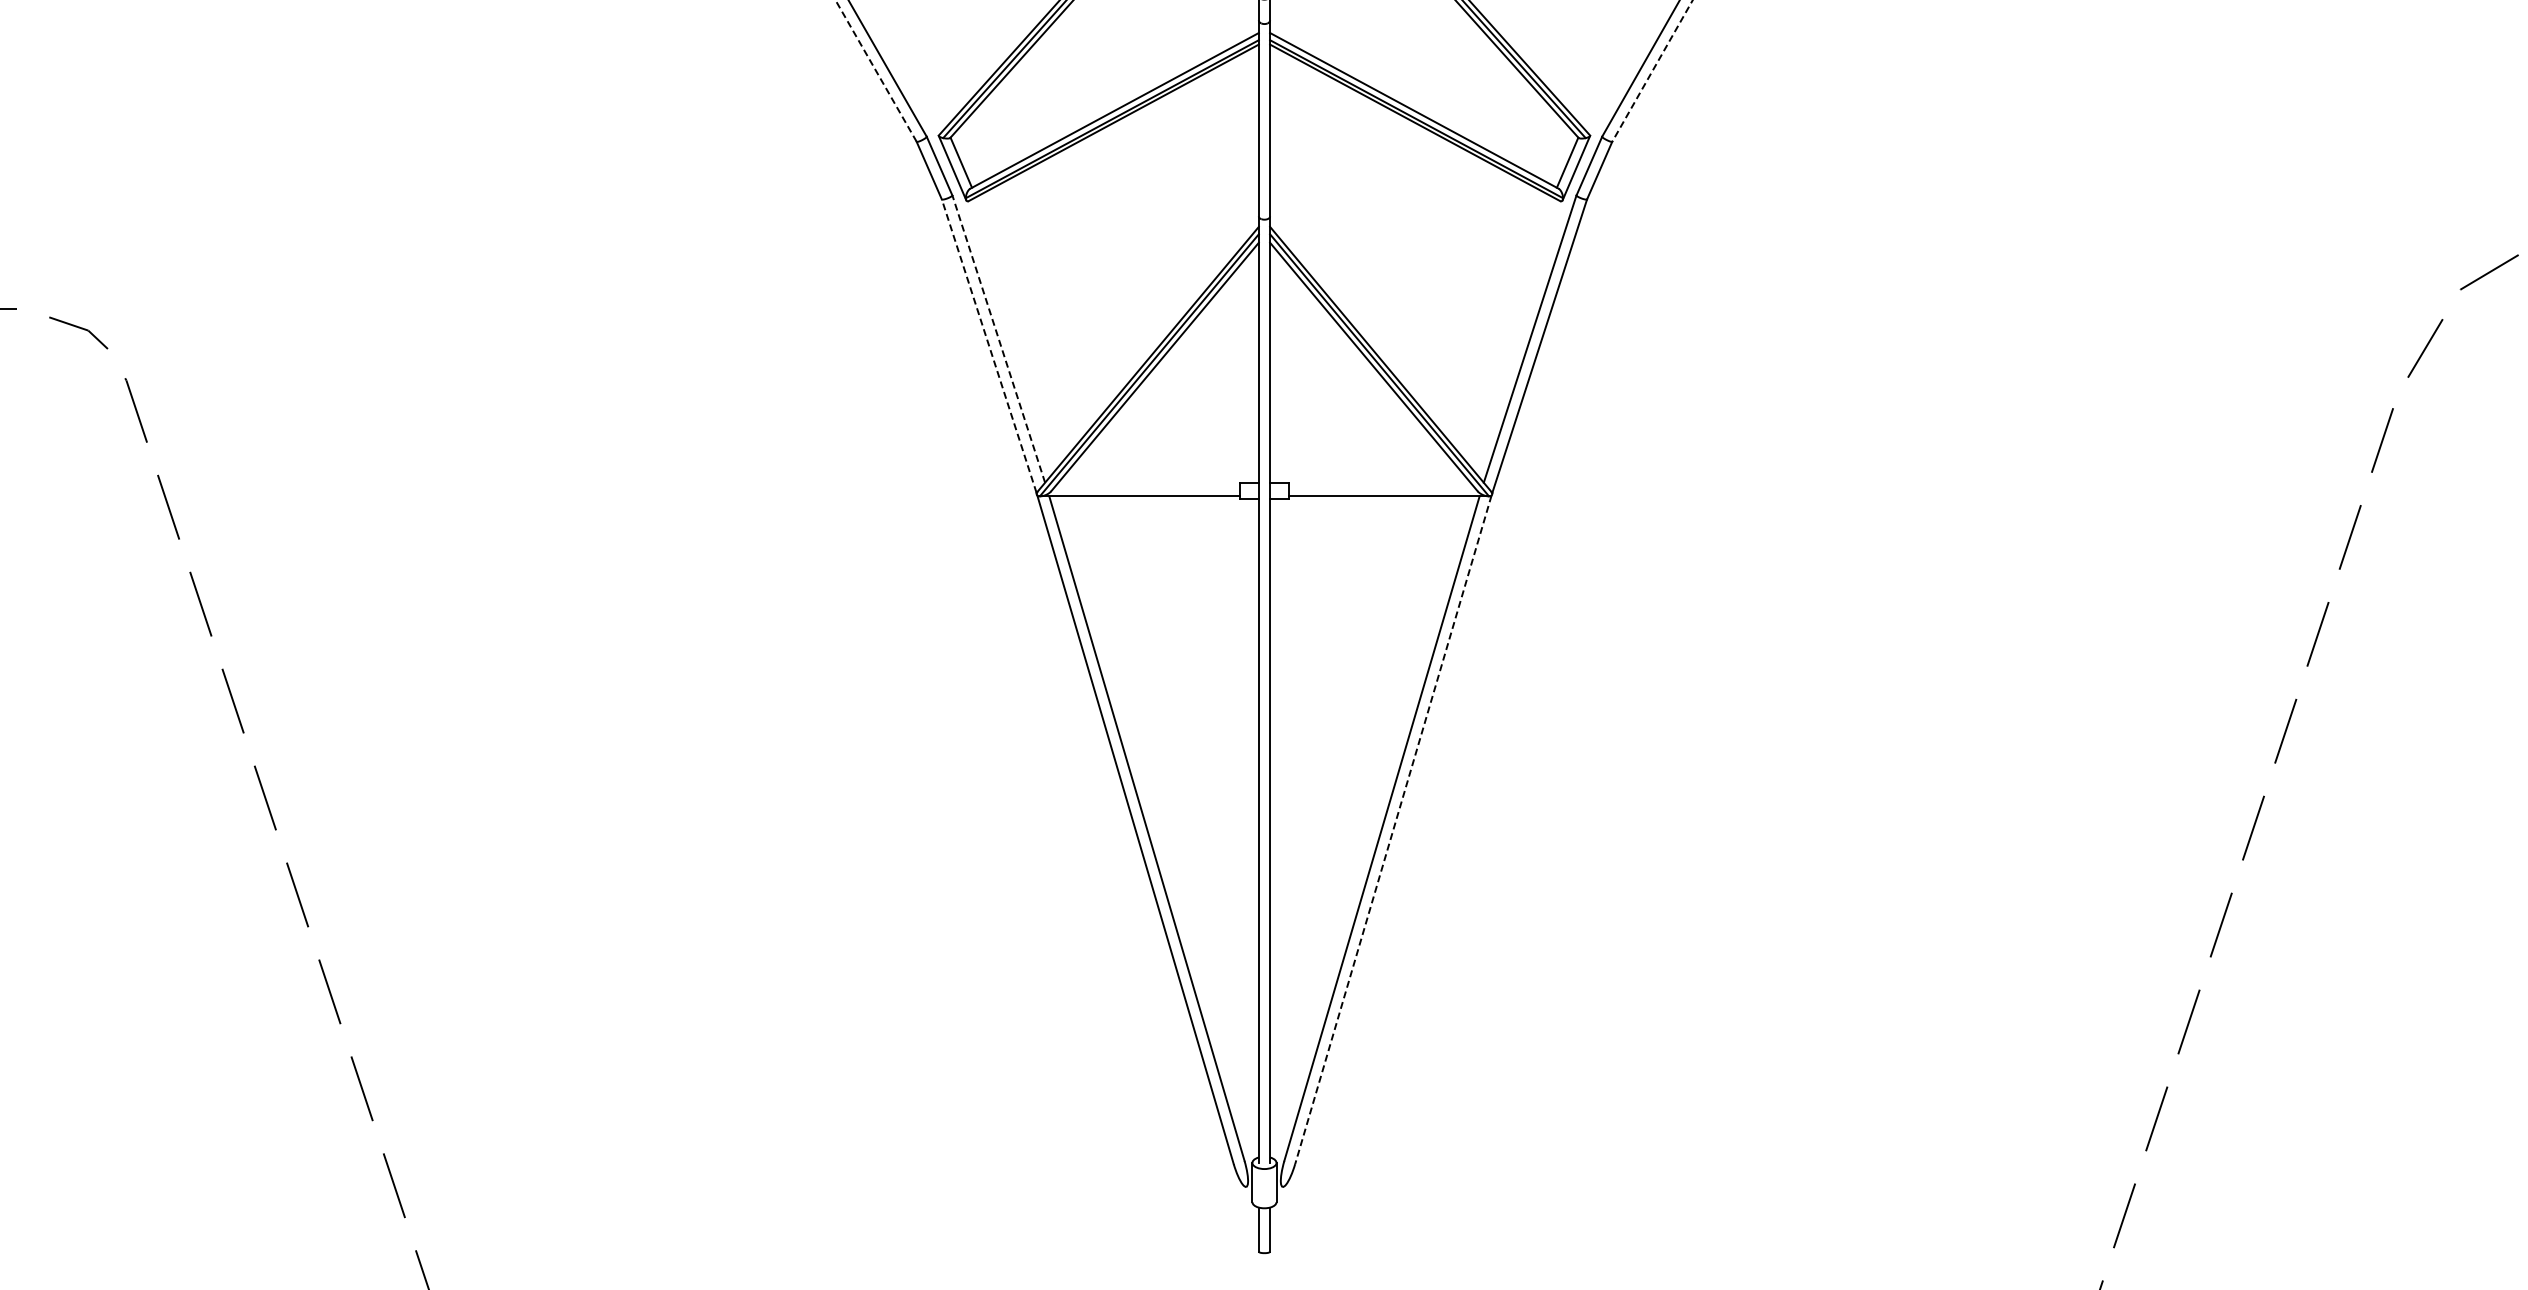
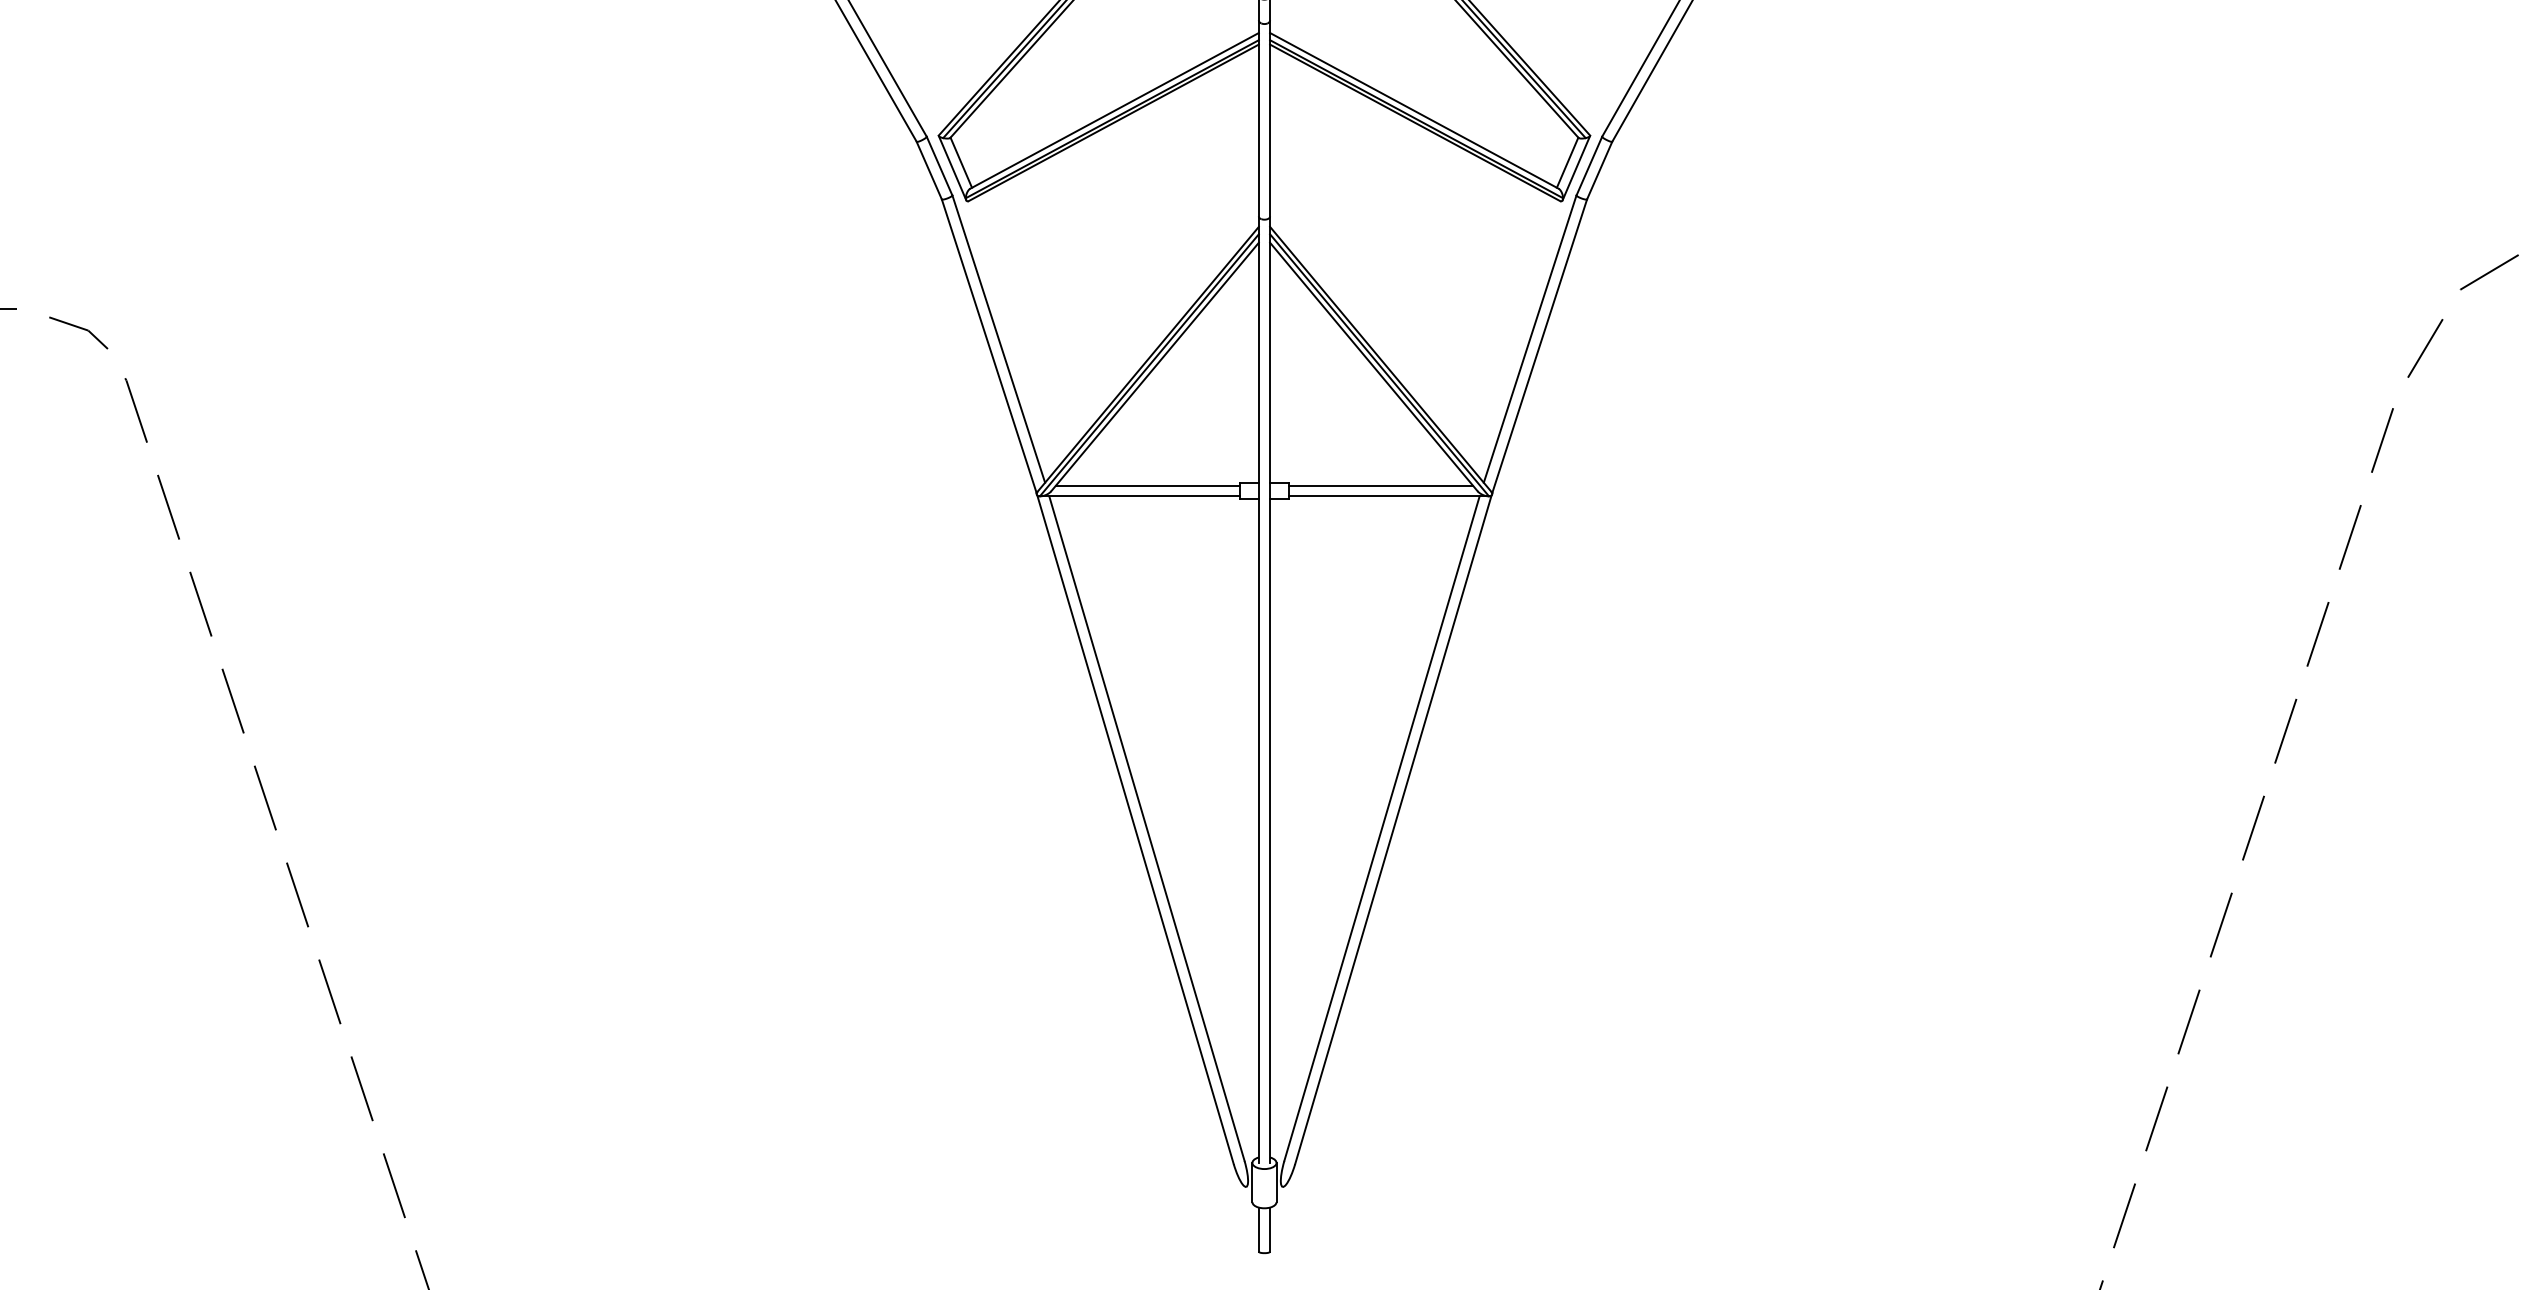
line: dashed -> solid (876, 70)
line: dashed -> solid (1652, 71)
line: dashed -> solid (998, 339)
line: dashed -> solid (989, 345)
line: none -> present (1147, 486)
line: none -> present (1380, 486)
line: dashed -> solid (1393, 830)
